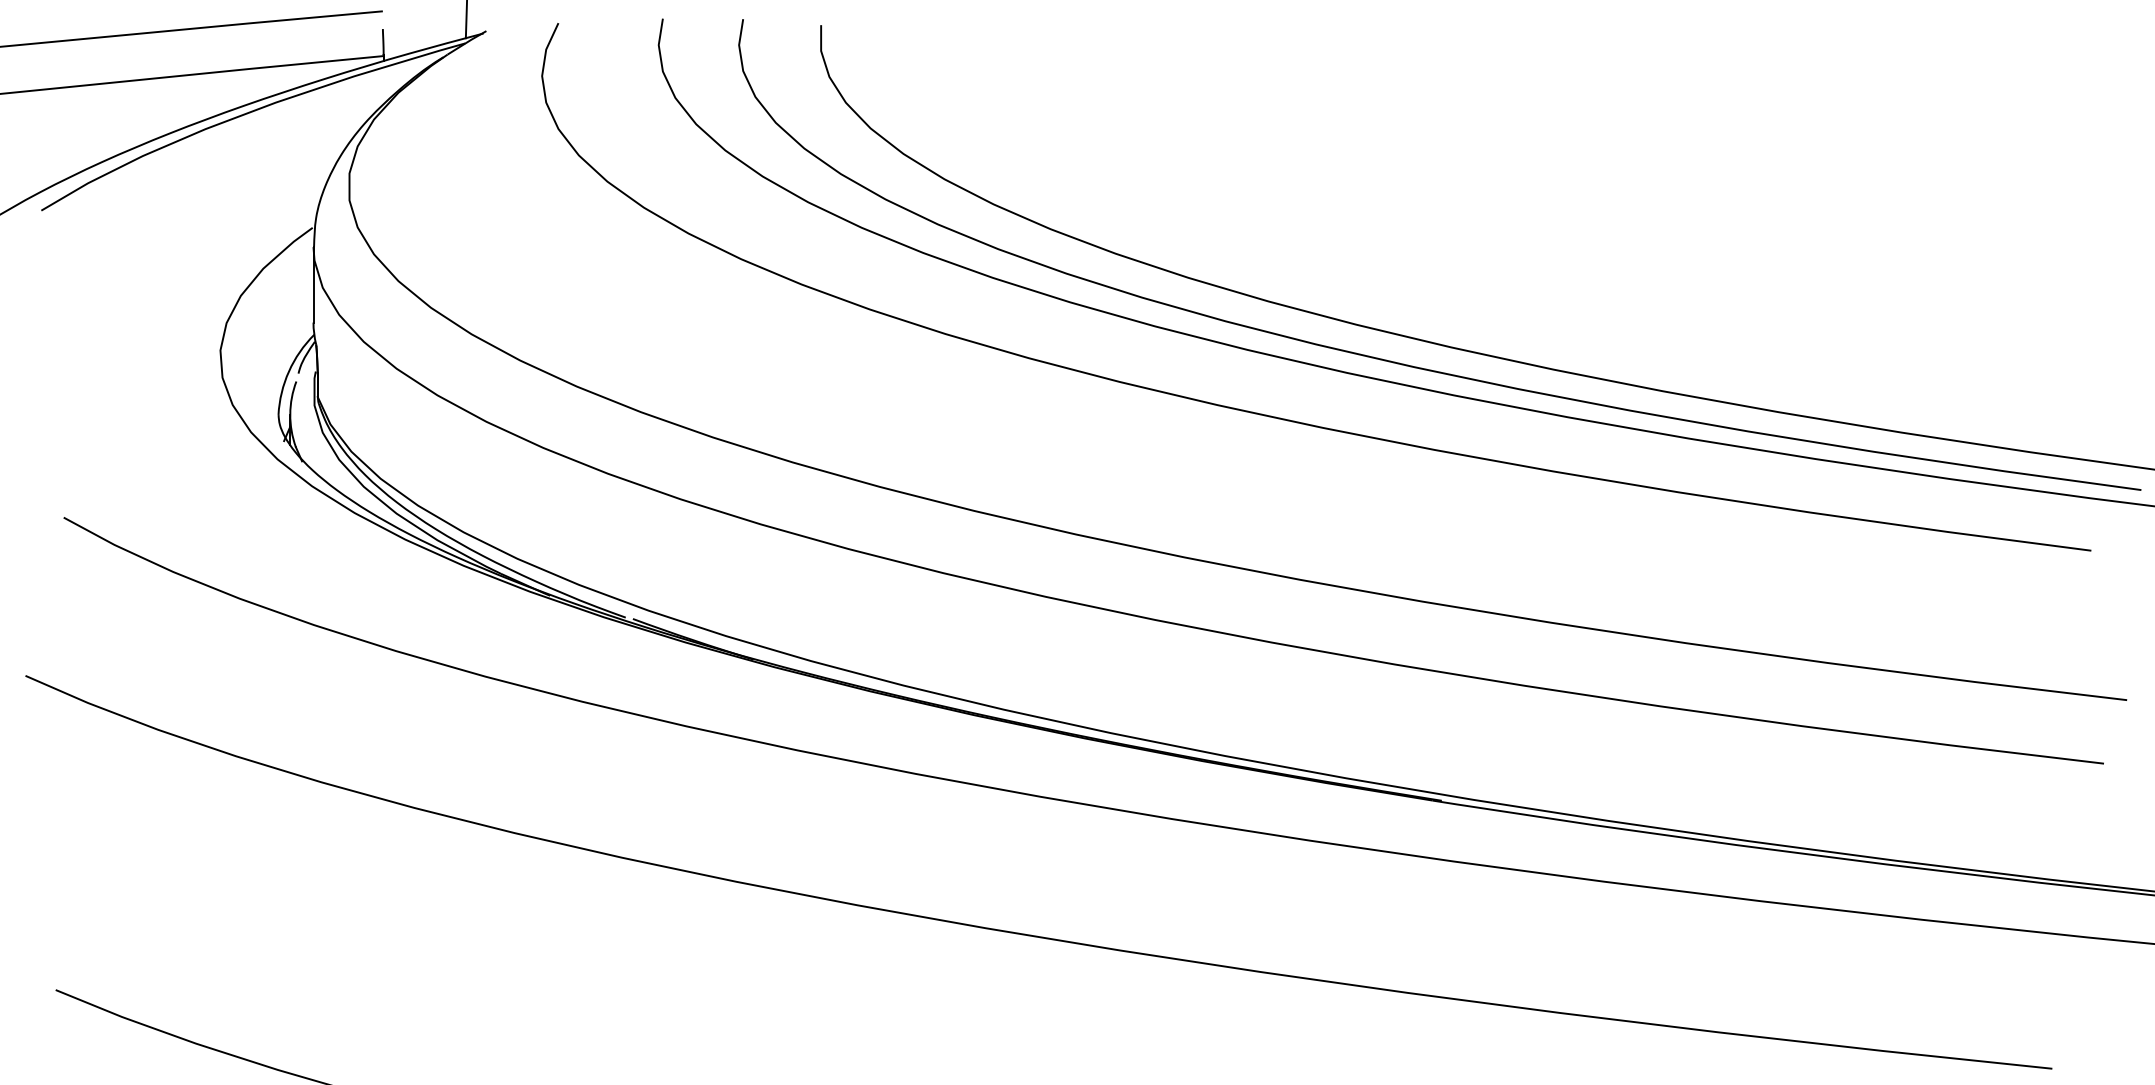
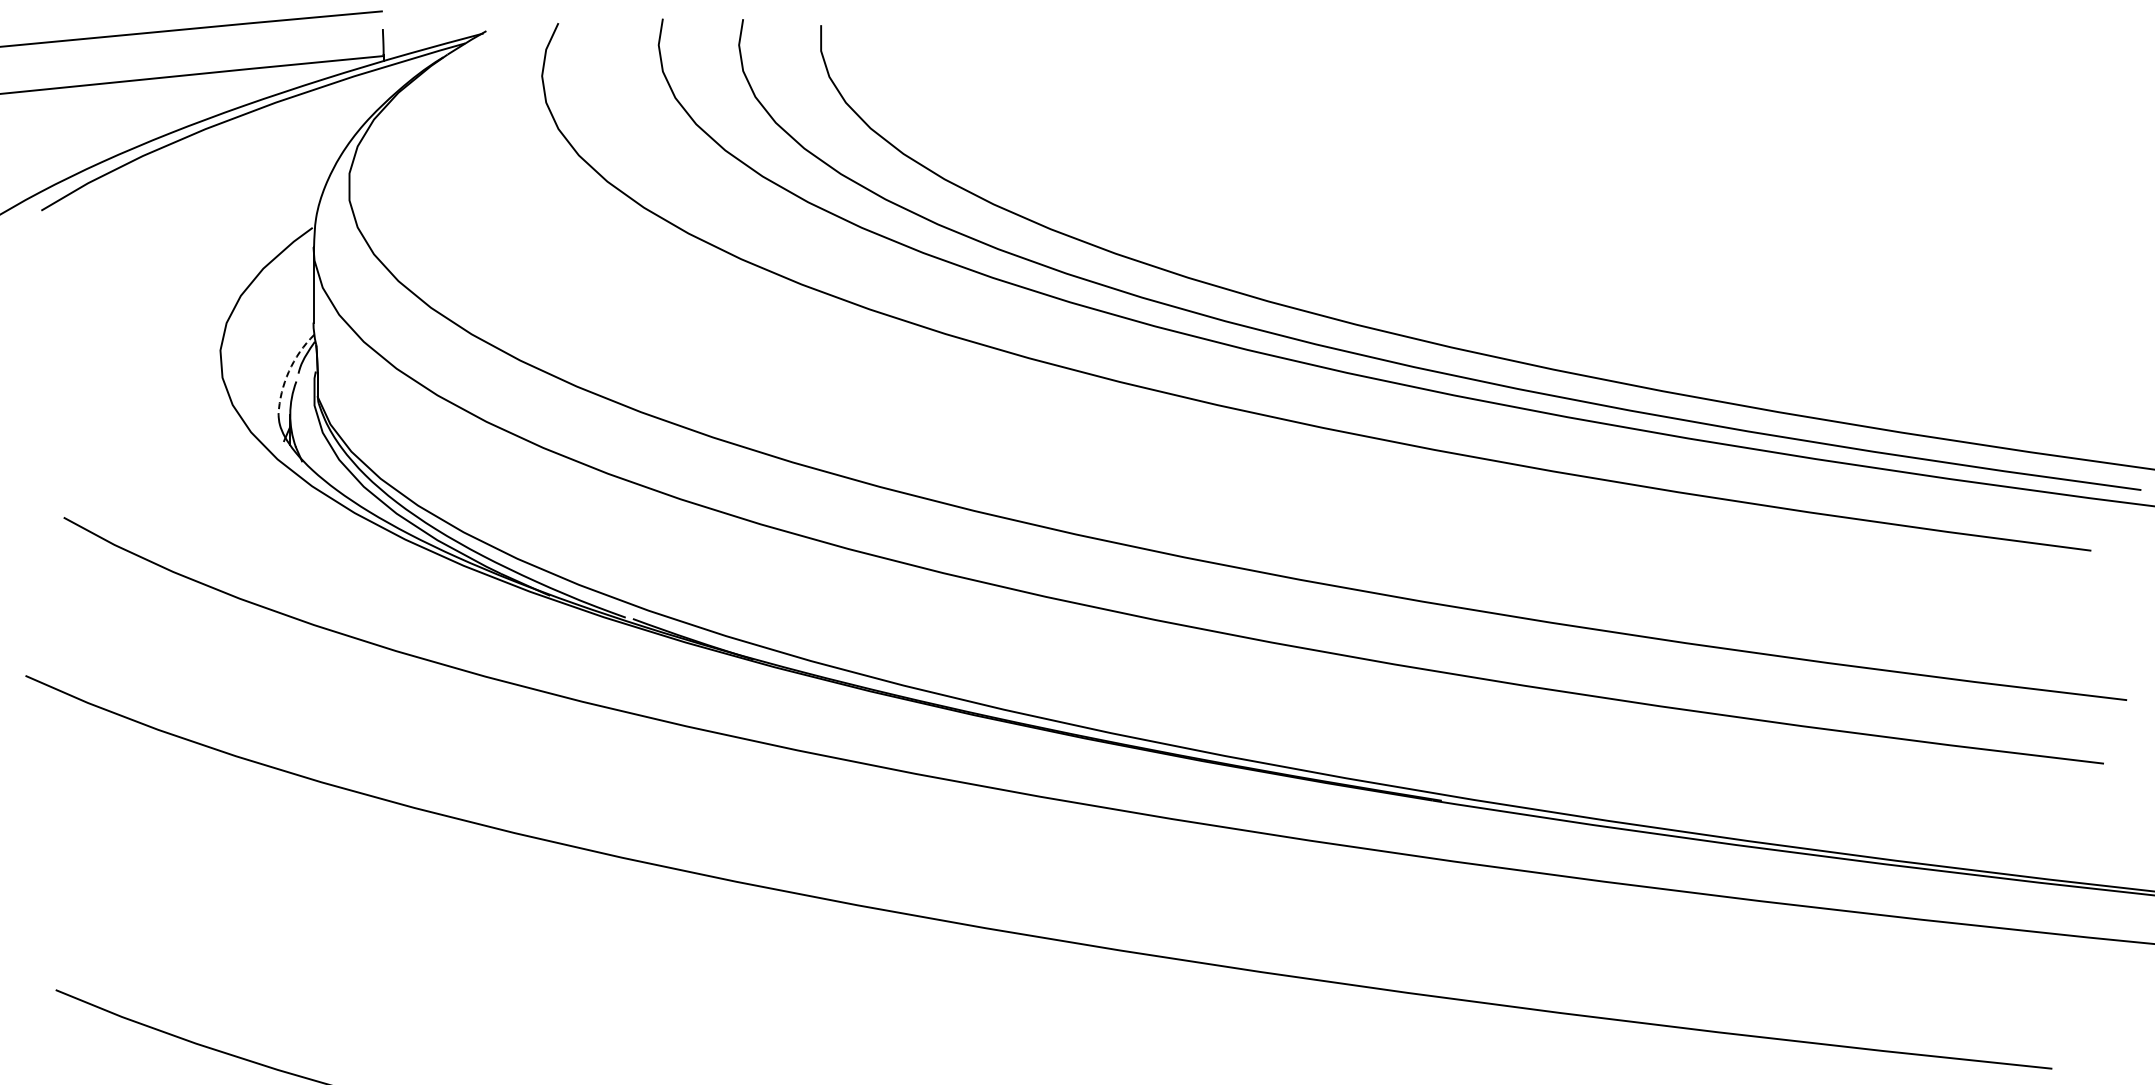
line: present -> none (466, 20)
arc: solid -> dashed (288, 371)
